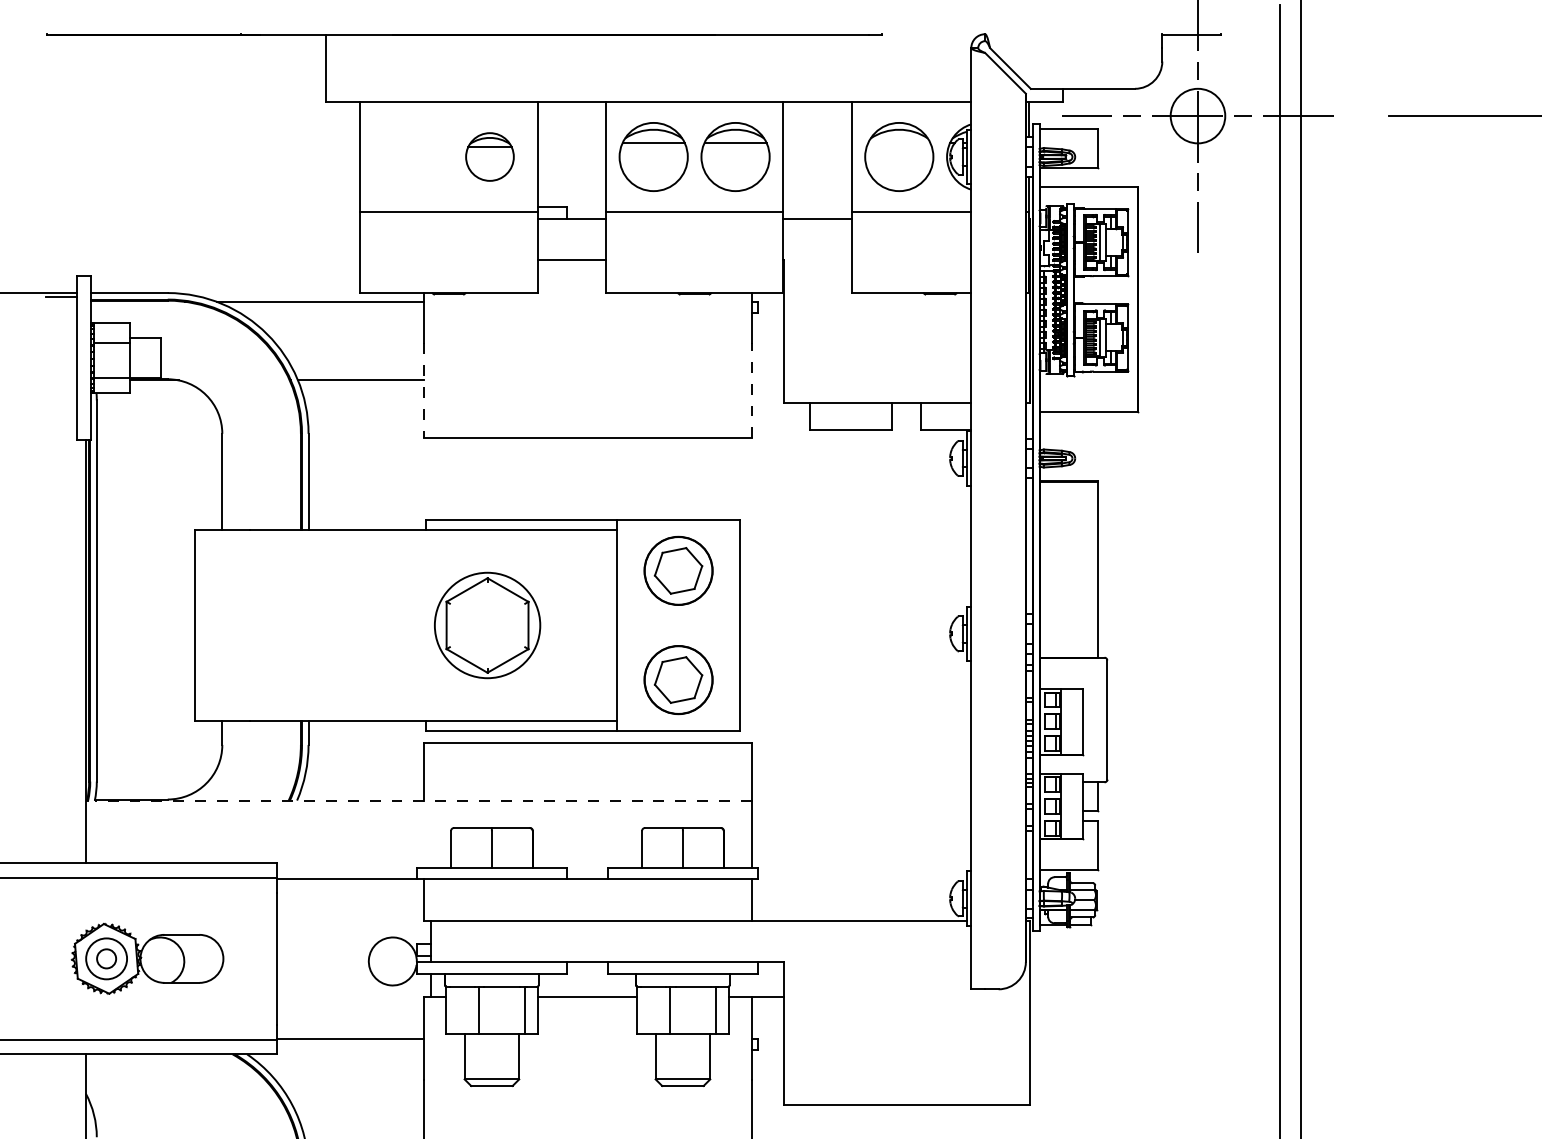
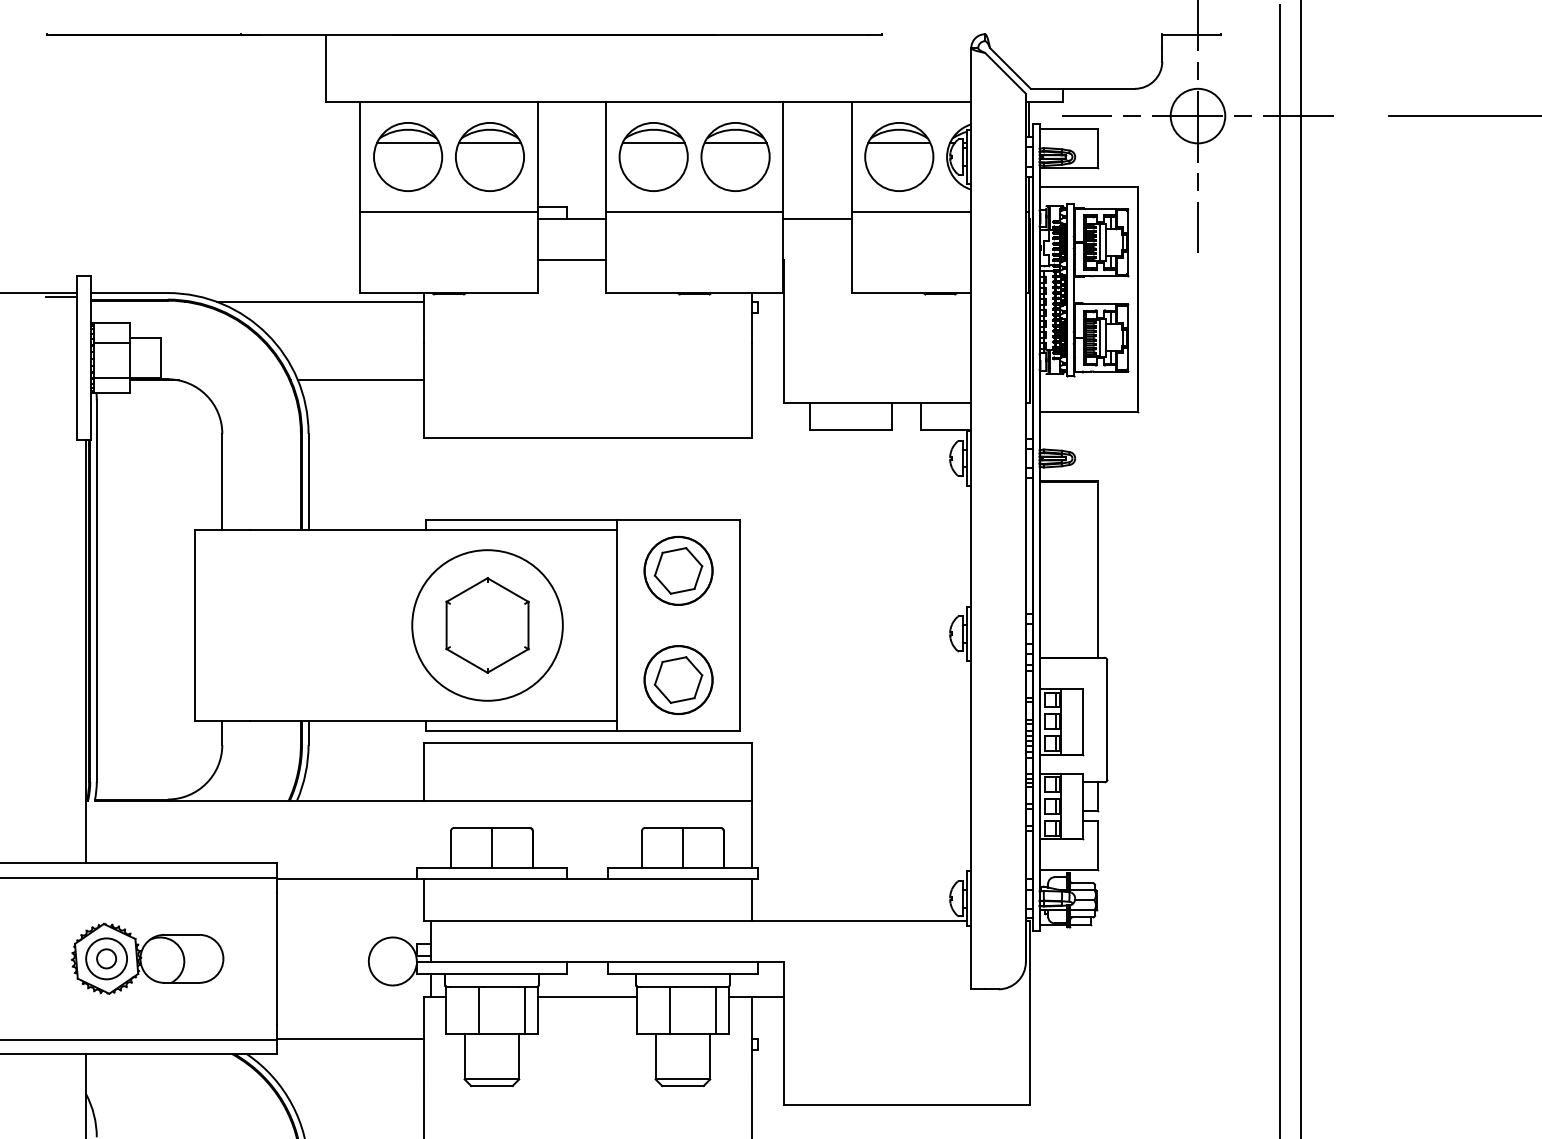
line: none -> present (899, 142)
part: none -> present (408, 156)
part size: 50x50 px -> 70x70 px (489, 156)
line: dashed -> solid (751, 390)
line: dashed -> solid (424, 391)
circle diameter: 105 px -> 151 px (487, 625)
line: dashed -> solid (422, 800)
